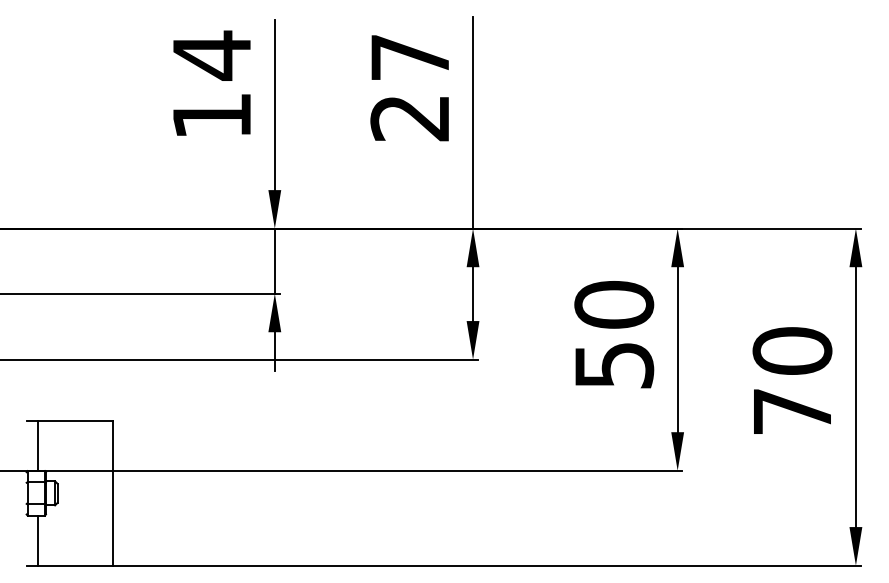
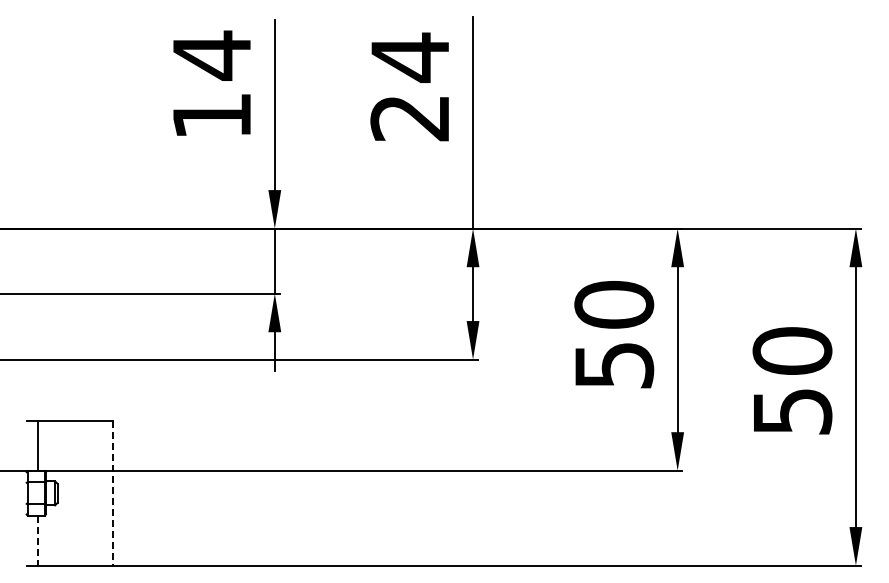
text: 27 -> 24 (409, 57)
text: 70 -> 50 (793, 411)
line: solid -> dashed (113, 493)
line: solid -> dashed (38, 541)
